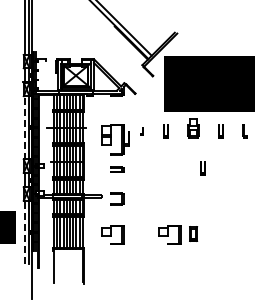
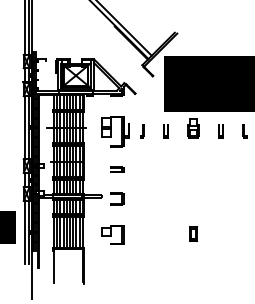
line: dashed -> solid (24, 127)
part size: 4x9 px -> 5x15 px (142, 131)
part position: (115, 139) -> (115, 131) (115, 131)
part: present -> none (202, 168)
line: dashed -> solid (24, 232)
part: present -> none (169, 234)
